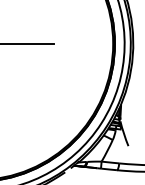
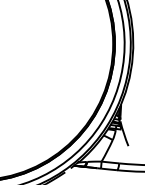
line: present -> none (28, 43)
